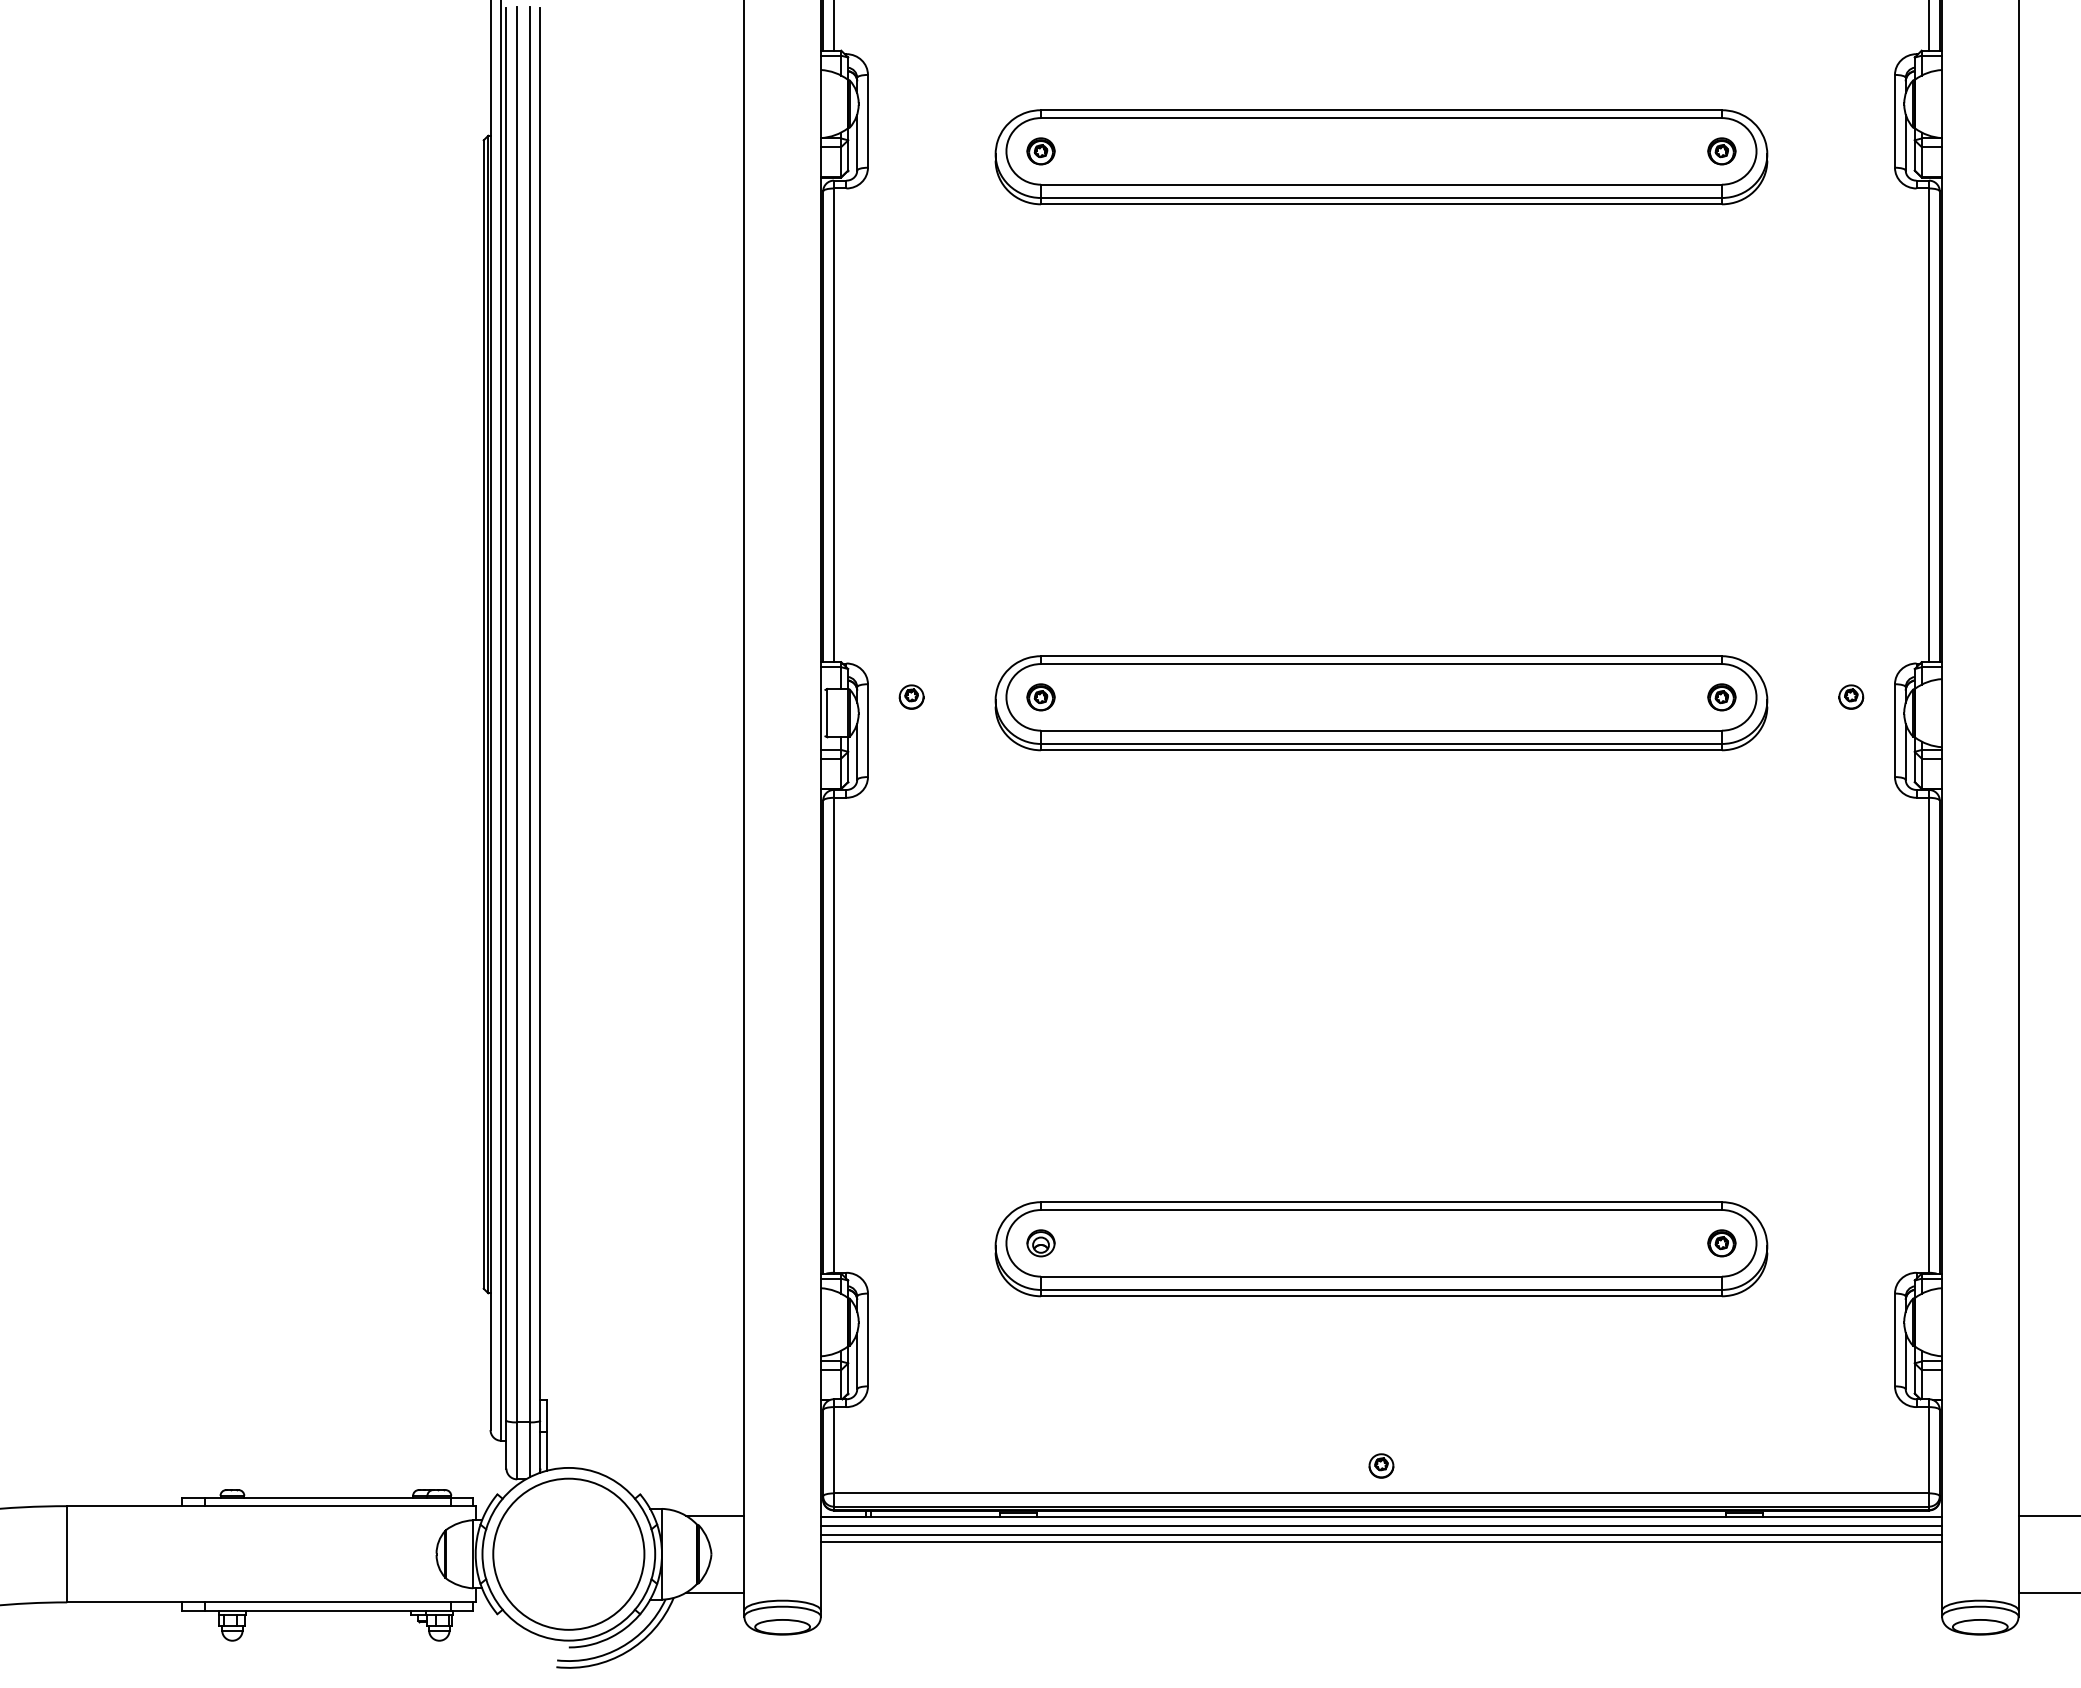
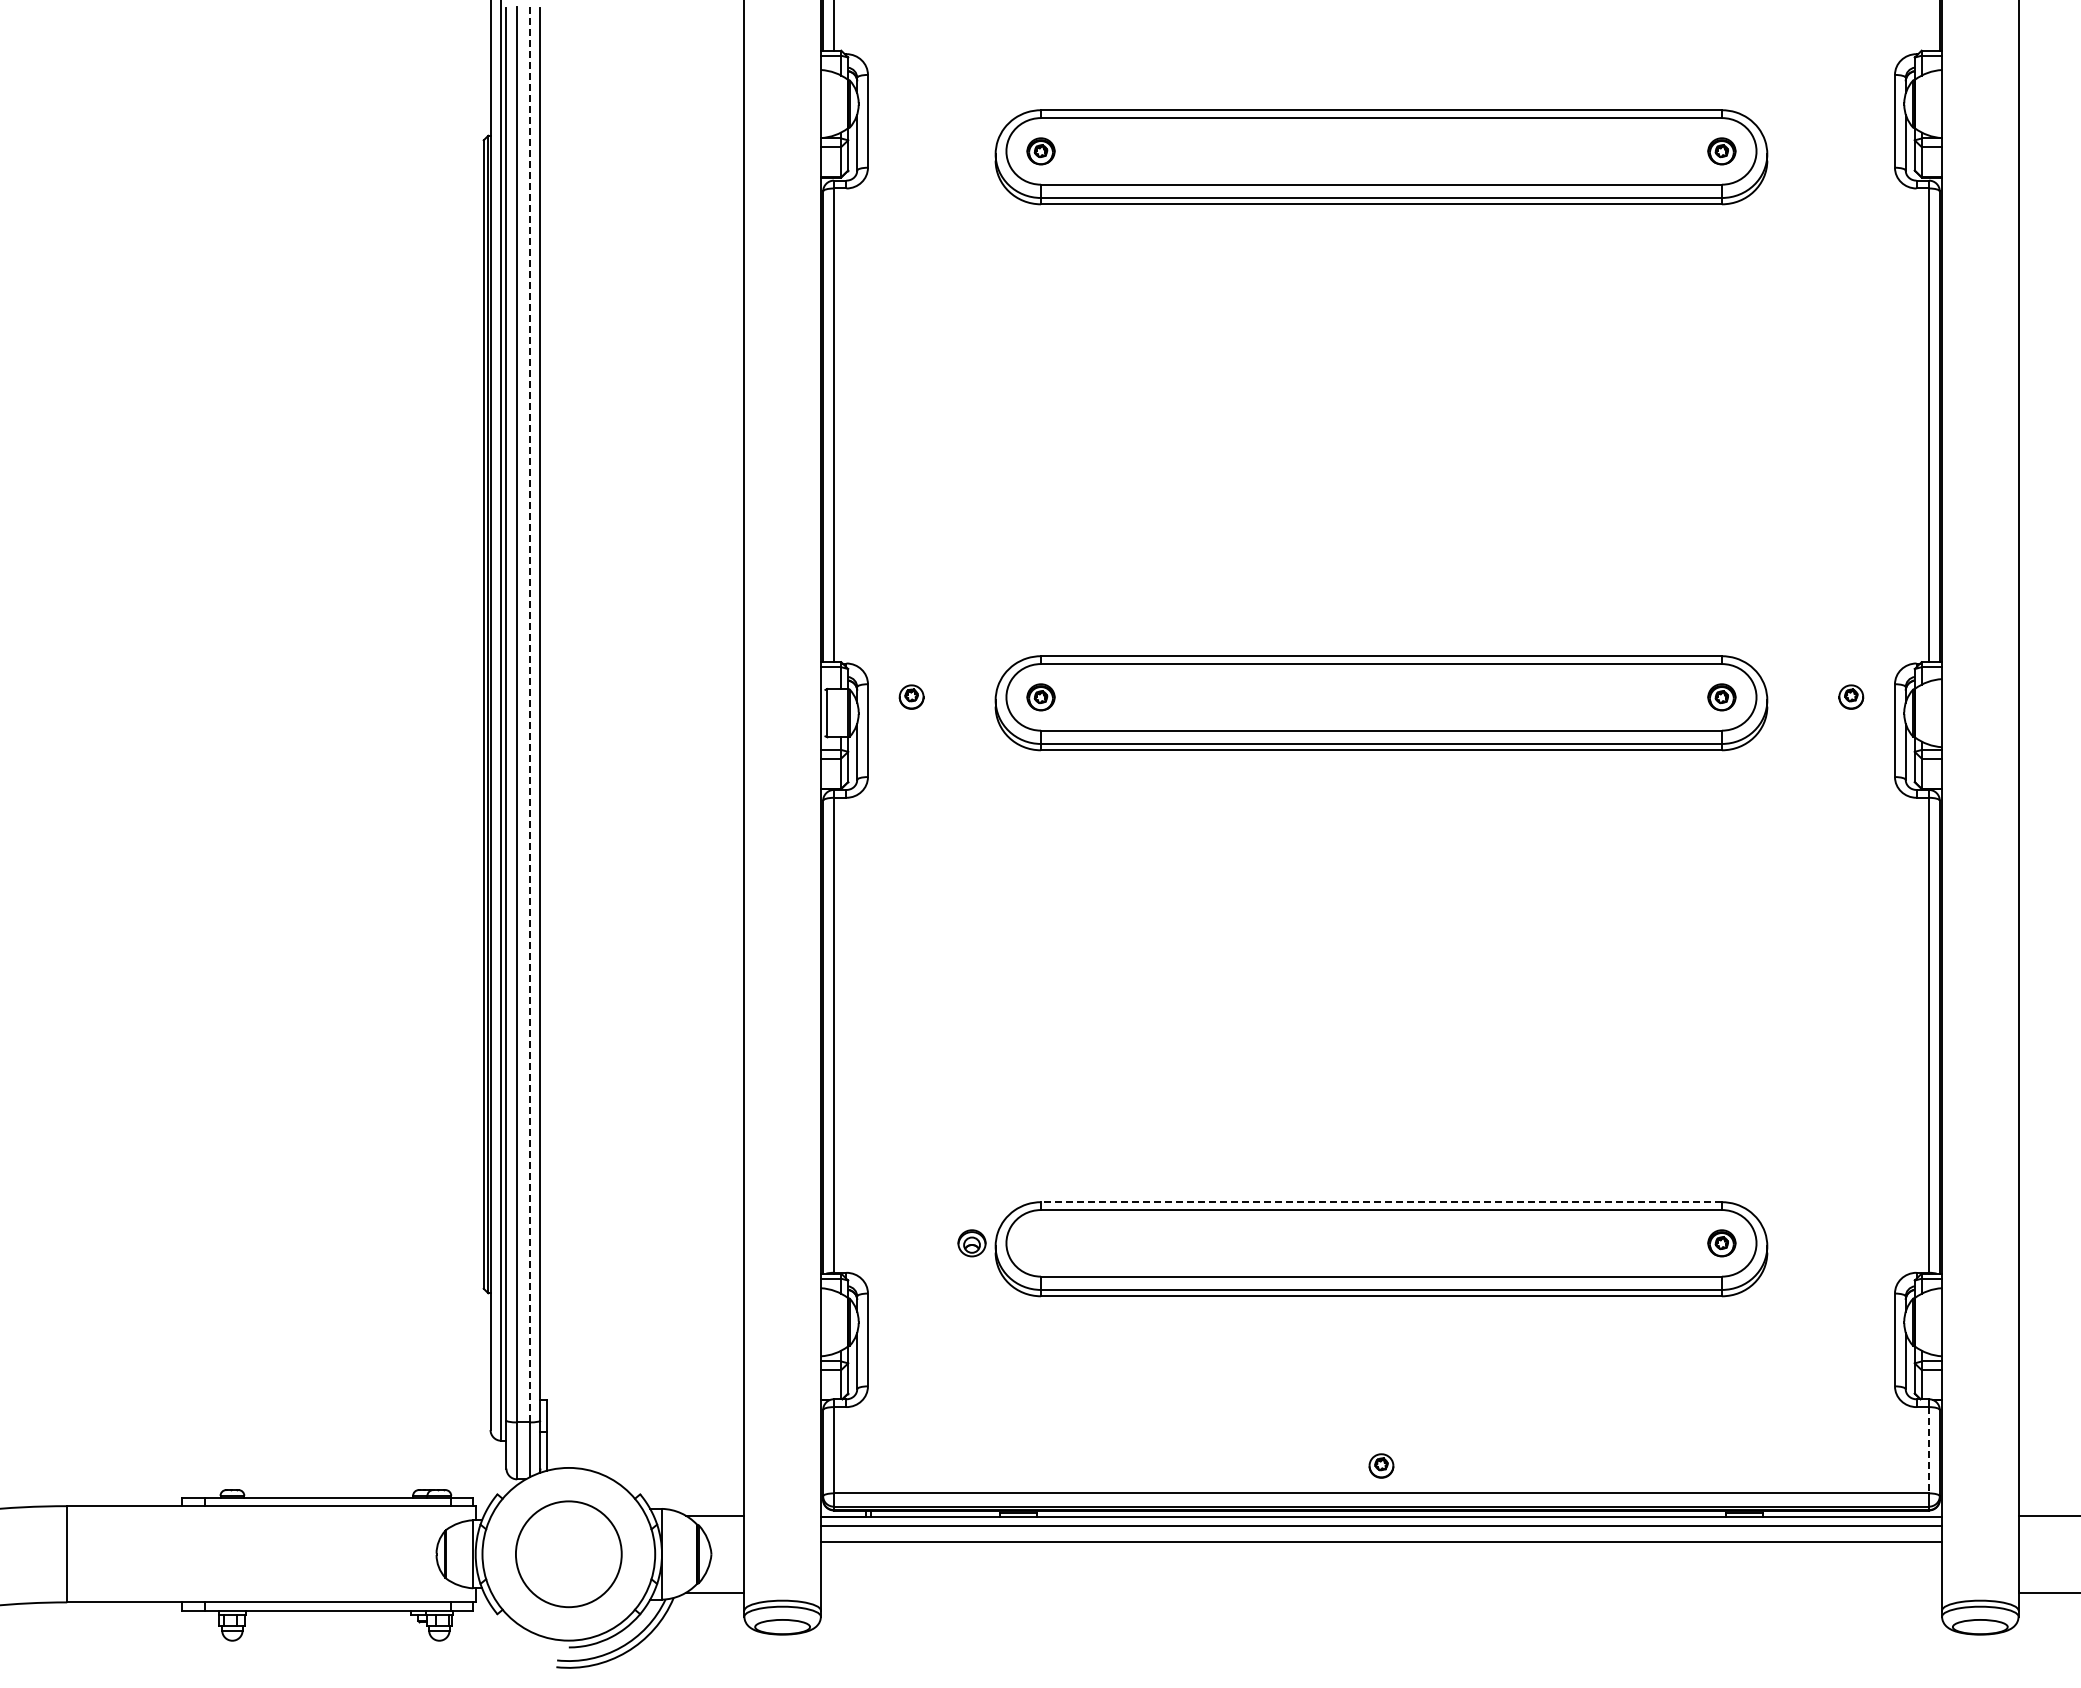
line: present -> none (1929, 26)
line: solid -> dashed (529, 714)
line: solid -> dashed (1380, 1202)
part position: (1040, 1243) -> (971, 1243) (971, 1243)
line: solid -> dashed (1929, 1450)
line: present -> none (1381, 1534)
circle diameter: 151 px -> 106 px (568, 1554)
